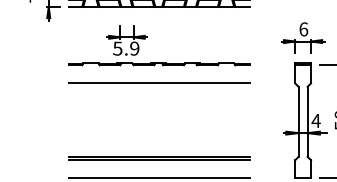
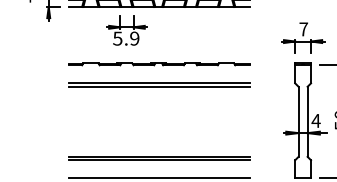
text: 6 -> 7 (303, 29)
part position: (126, 40) -> (126, 30) (126, 30)
line: none -> present (159, 86)
